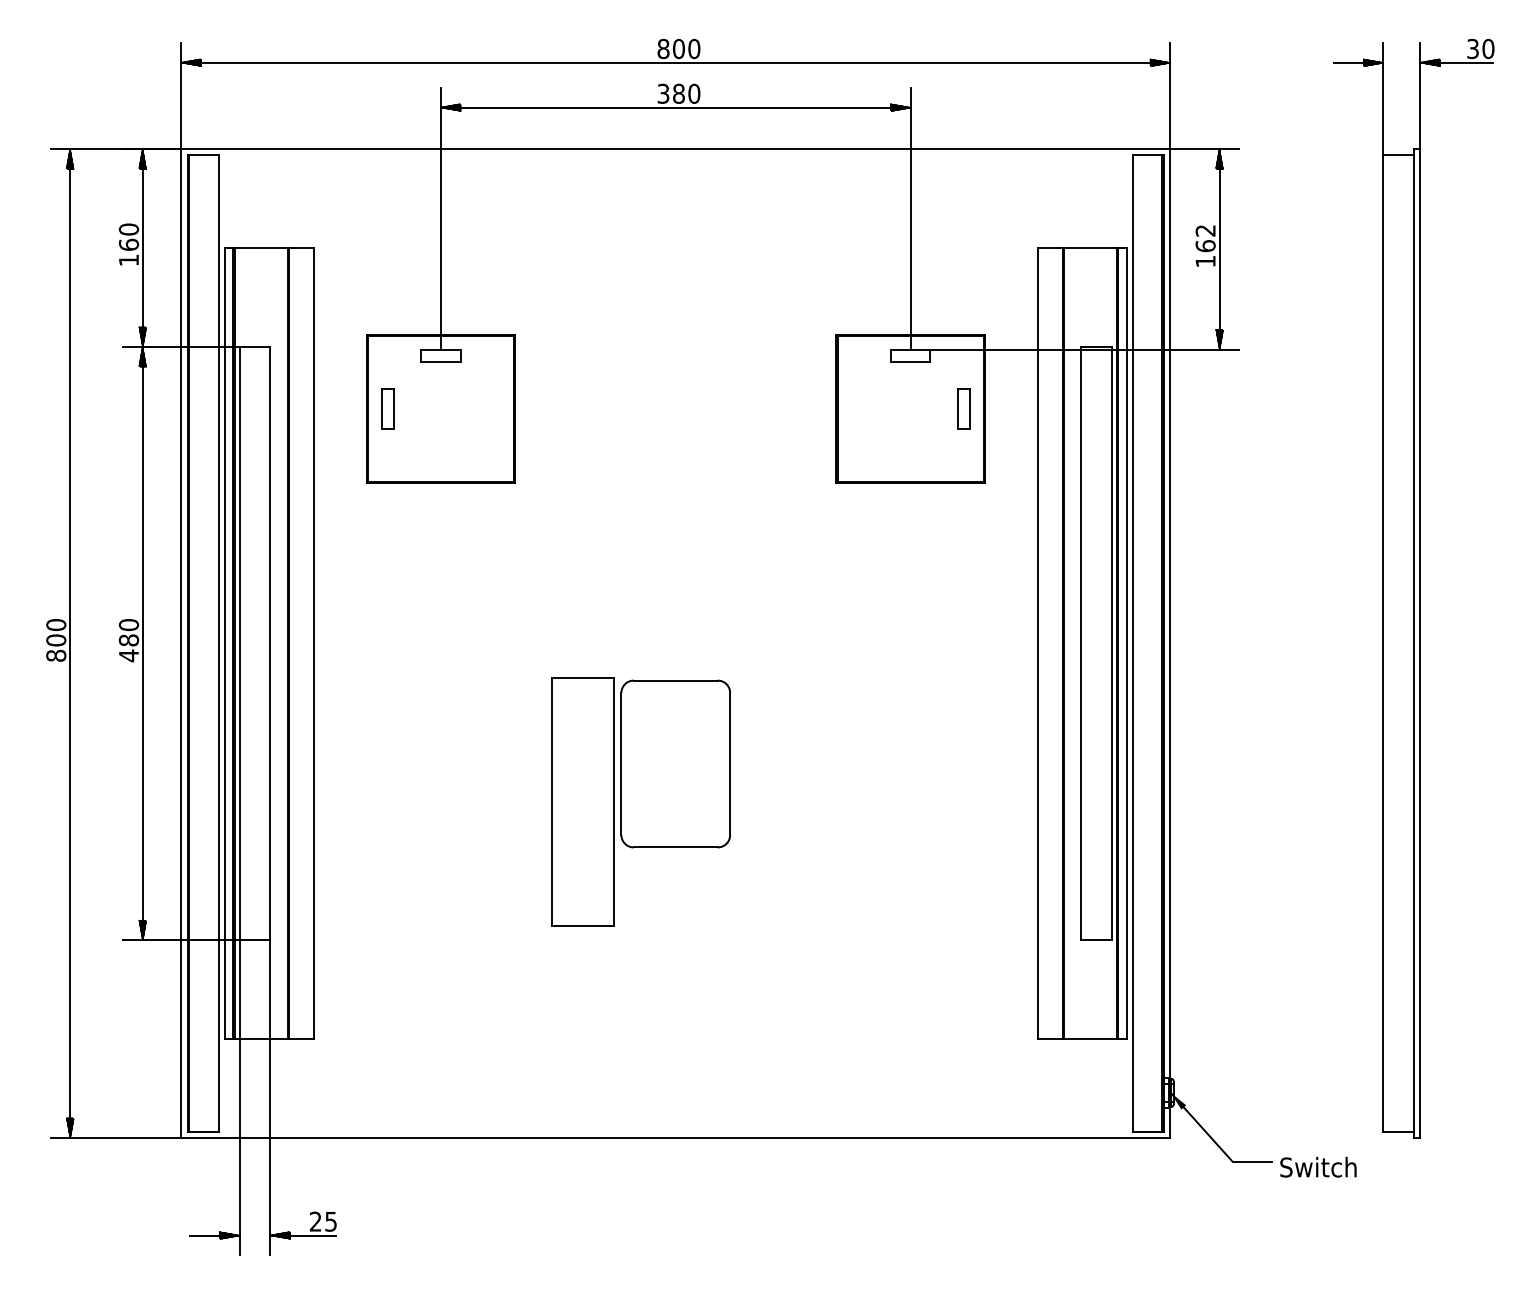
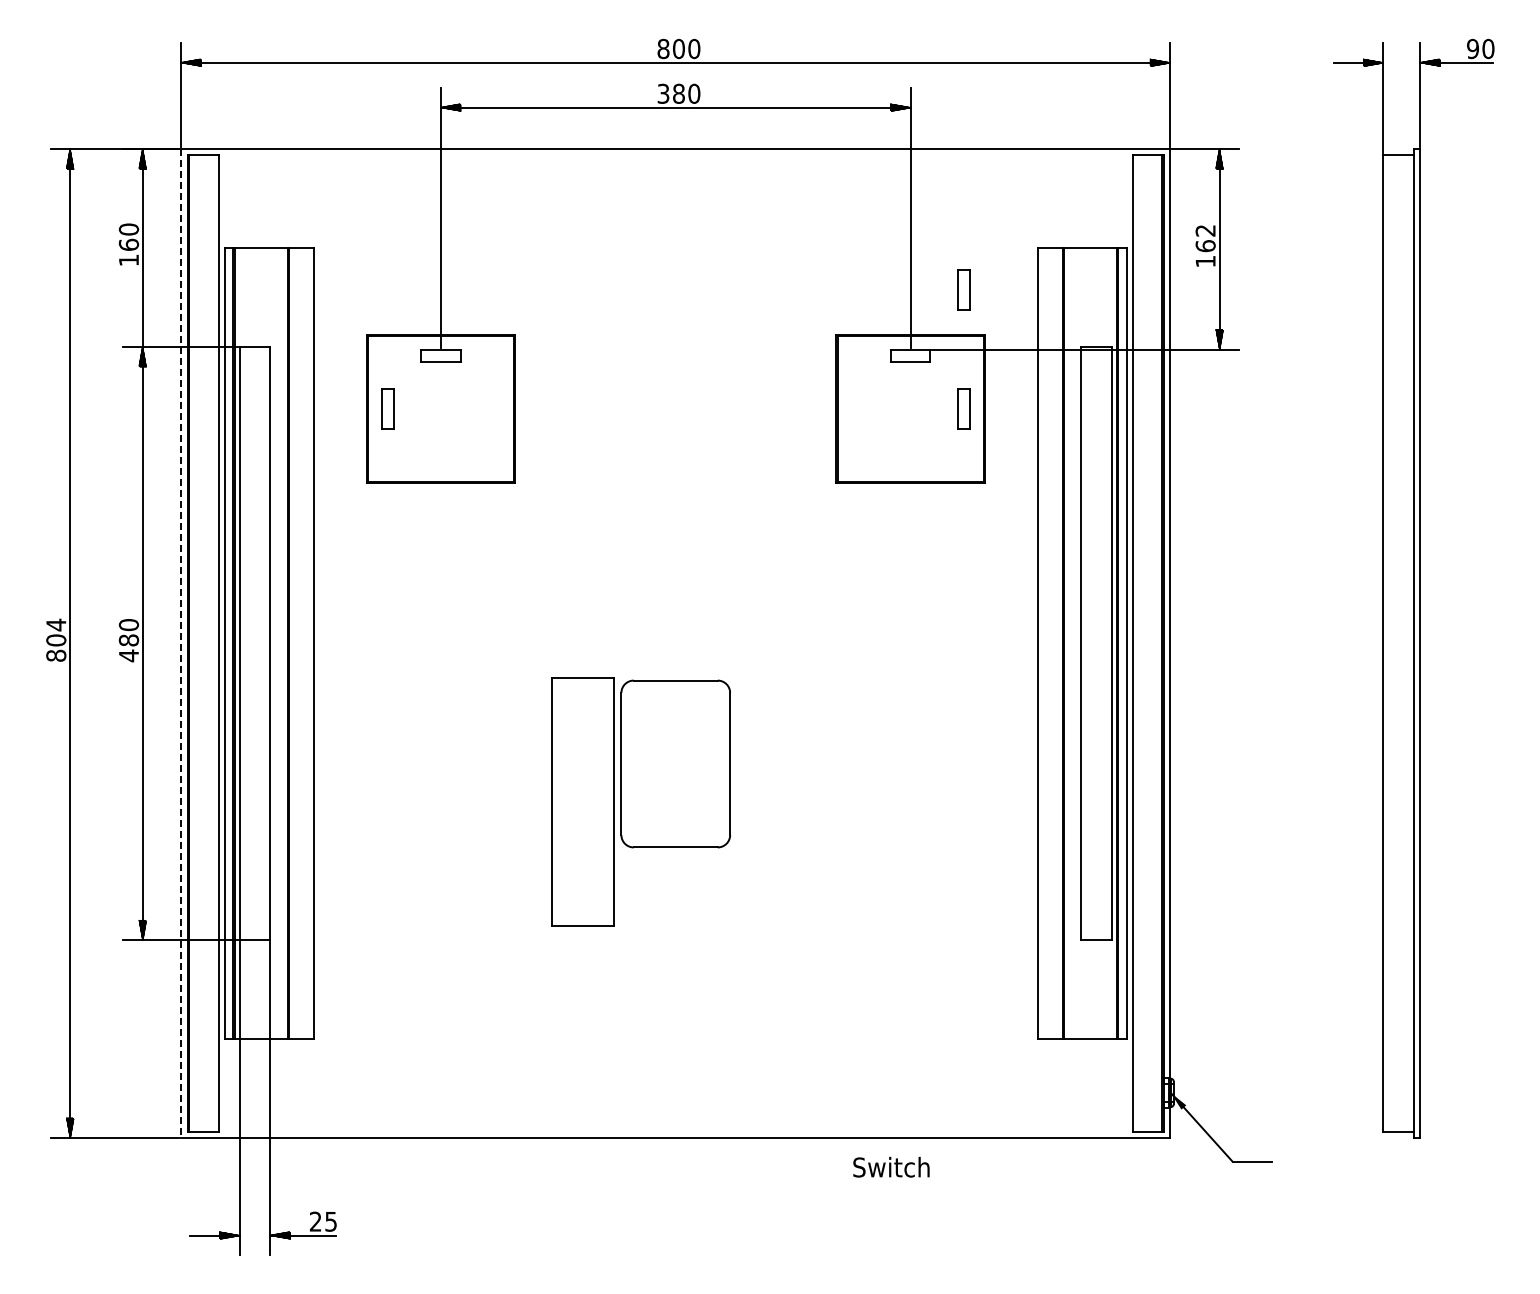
text: 30 -> 90 (1472, 48)
part: none -> present (963, 289)
hatch: present -> none (142, 336)
text: 800 -> 804 (56, 624)
line: solid -> dashed (181, 644)
text position: (1318, 1166) -> (891, 1166) (891, 1166)
